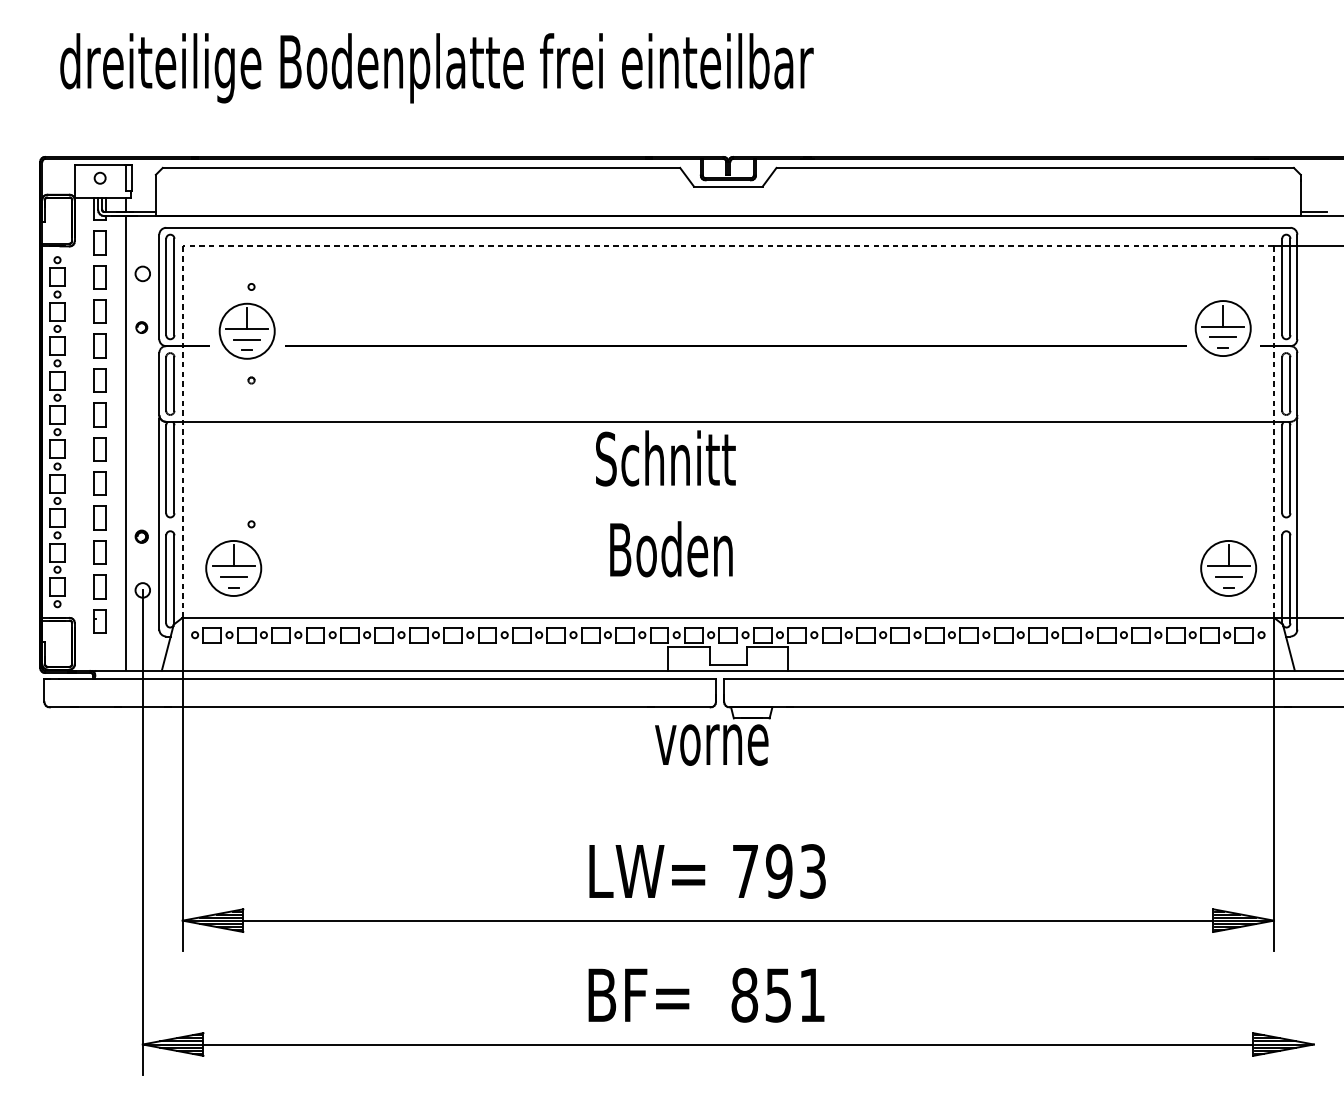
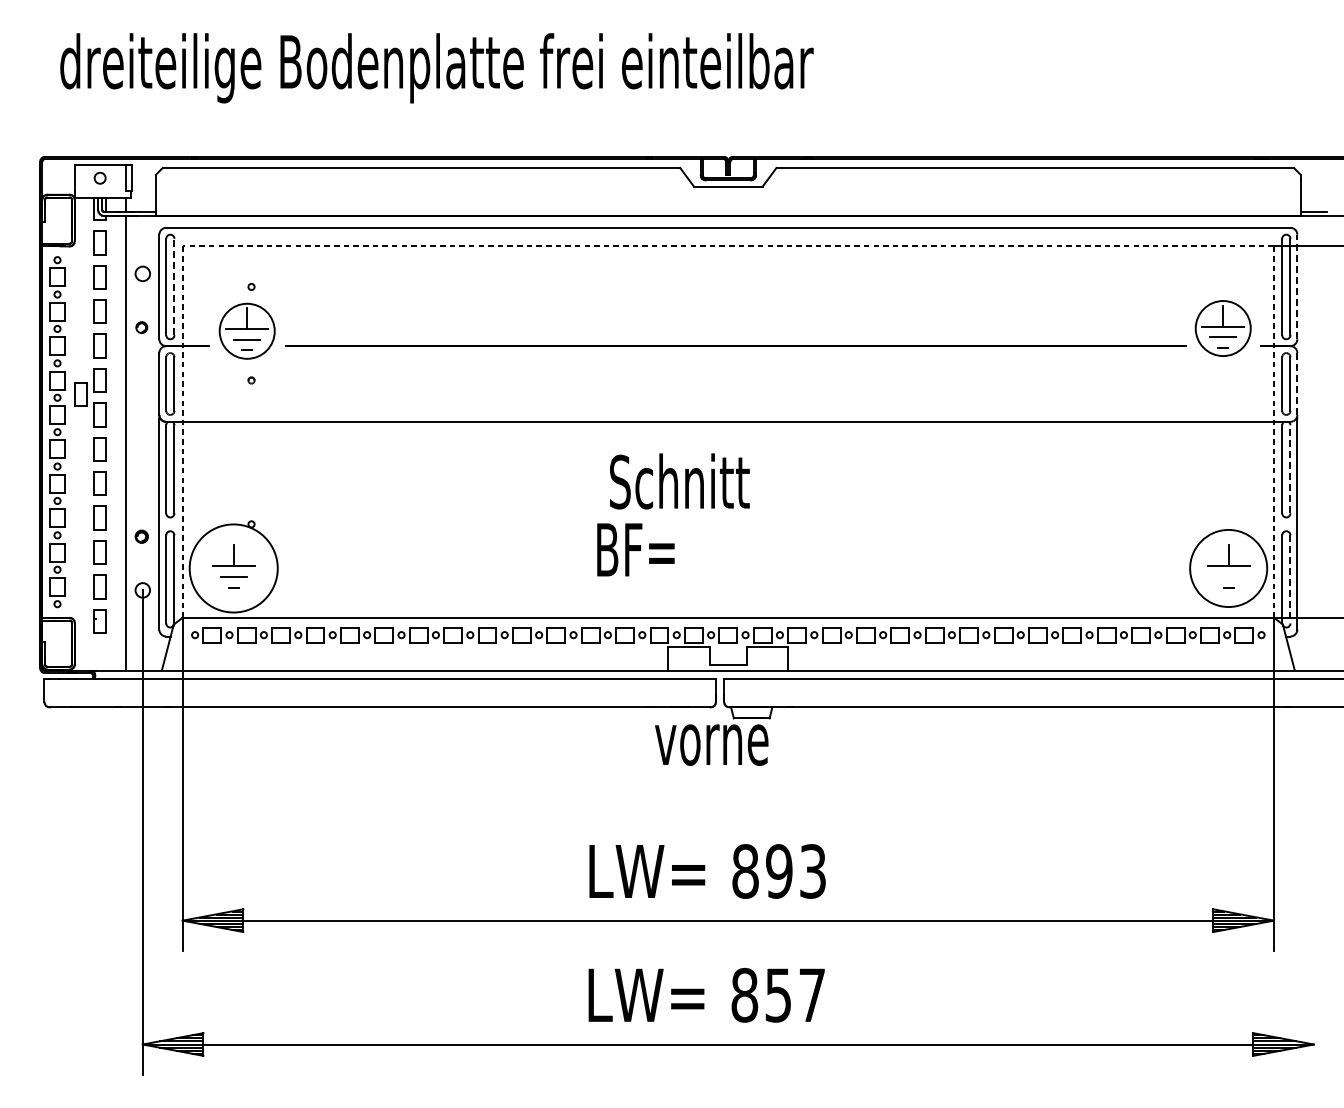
line: solid -> dashed (174, 286)
line: solid -> dashed (1297, 286)
line: solid -> dashed (1297, 383)
part: none -> present (80, 394)
text position: (665, 458) -> (679, 481) (679, 481)
line: solid -> dashed (1290, 468)
text: Boden -> BF= (664, 549)
circle diameter: 55 px -> 88 px (233, 568)
circle diameter: 55 px -> 77 px (1228, 568)
line: present -> none (1228, 577)
line: solid -> dashed (1290, 579)
text: 793 -> 893 (745, 871)
text: BF= -> LW= (649, 994)
text: 851 -> 857 (811, 994)
